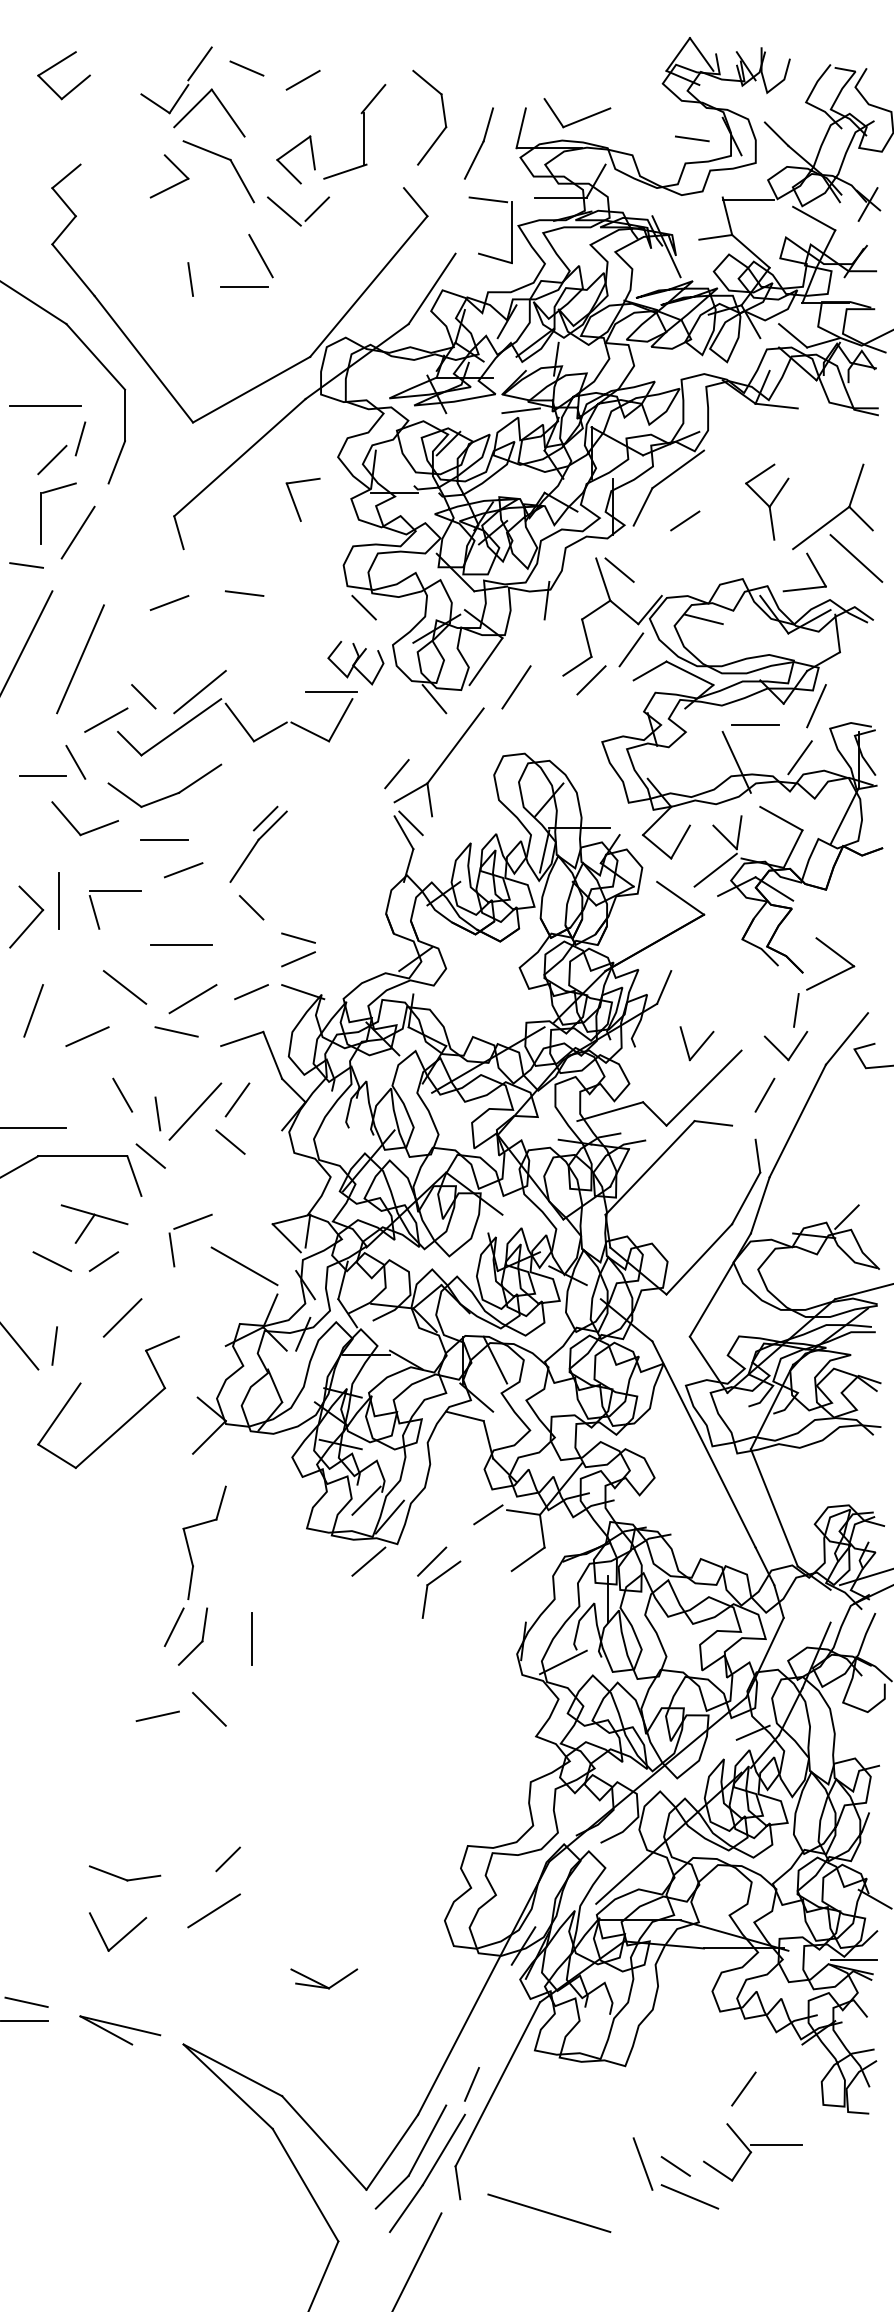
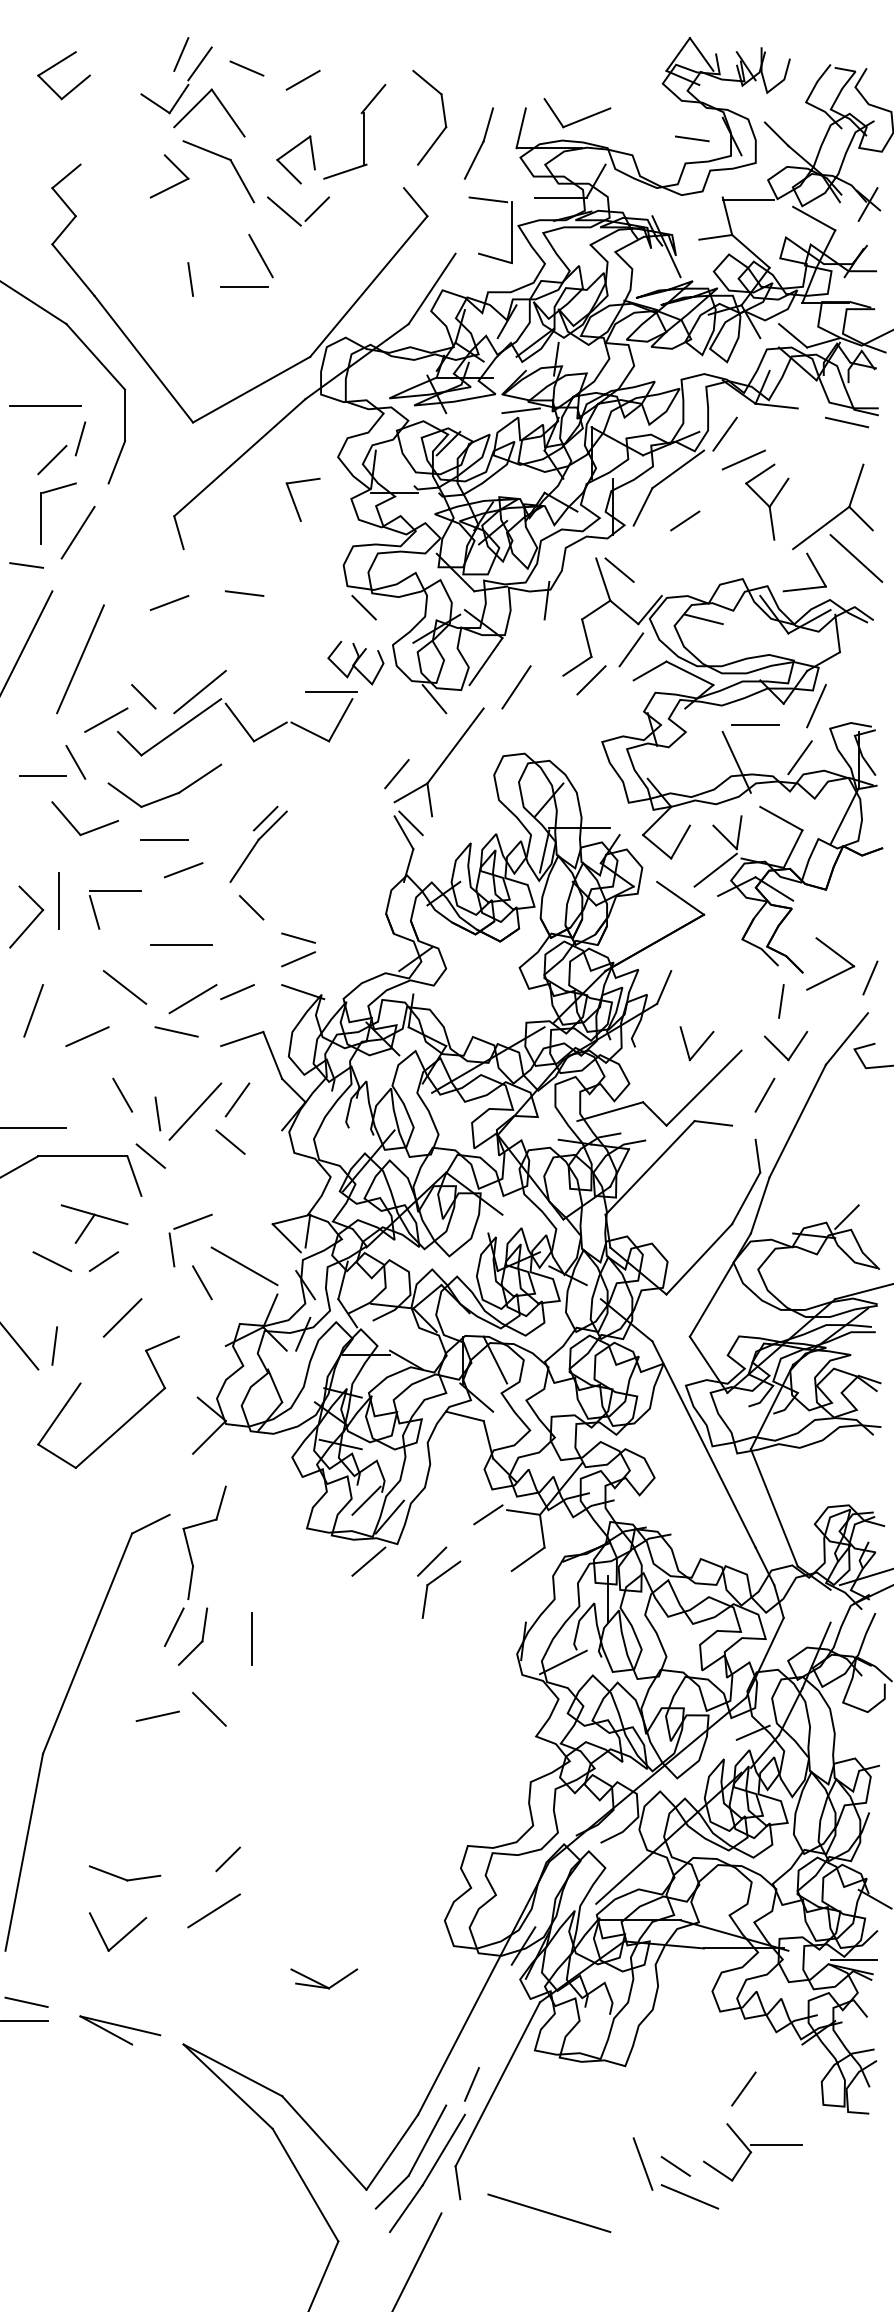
line: none -> present (181, 54)
line: none -> present (846, 422)
line: none -> present (724, 433)
line: none -> present (743, 459)
line: none -> present (870, 977)
line position: (251, 992) -> (237, 992) (237, 992)
line position: (796, 1010) -> (781, 1001) (781, 1001)
line: none -> present (202, 1282)
part: none -> present (57, 1721)
